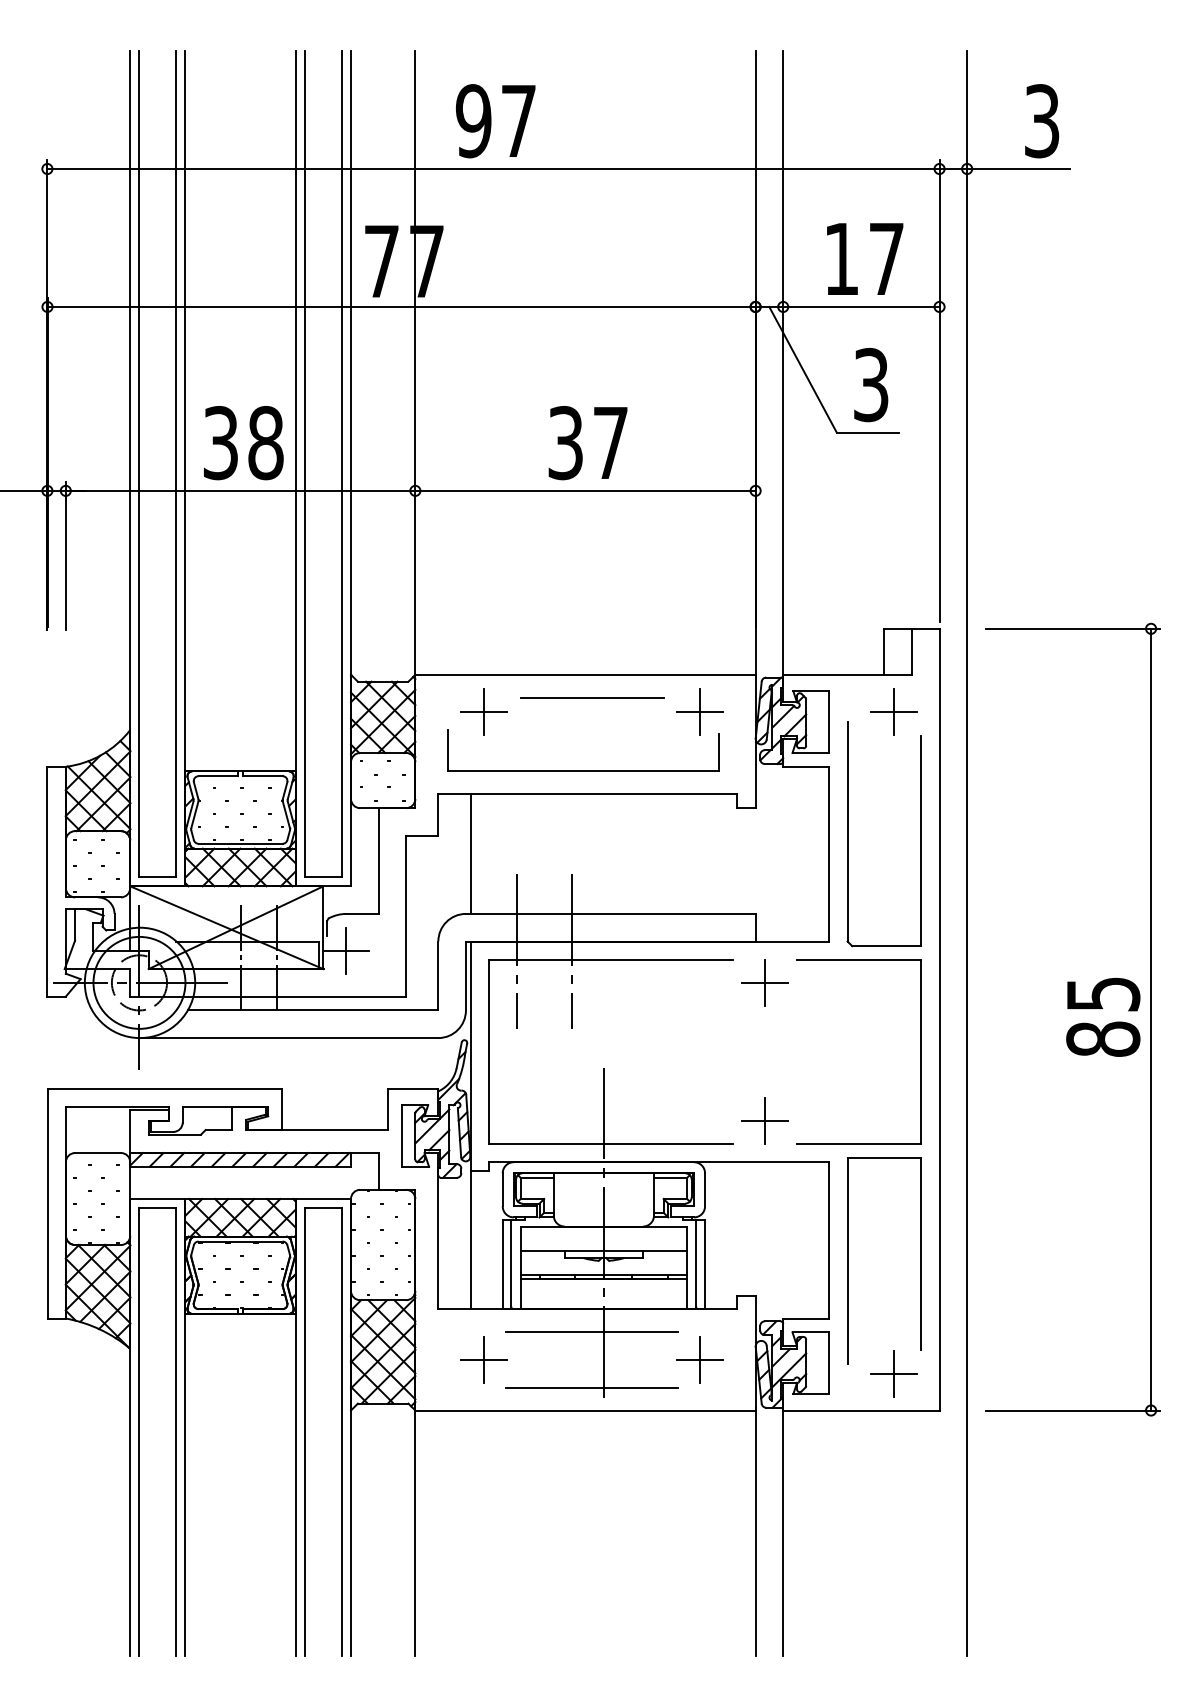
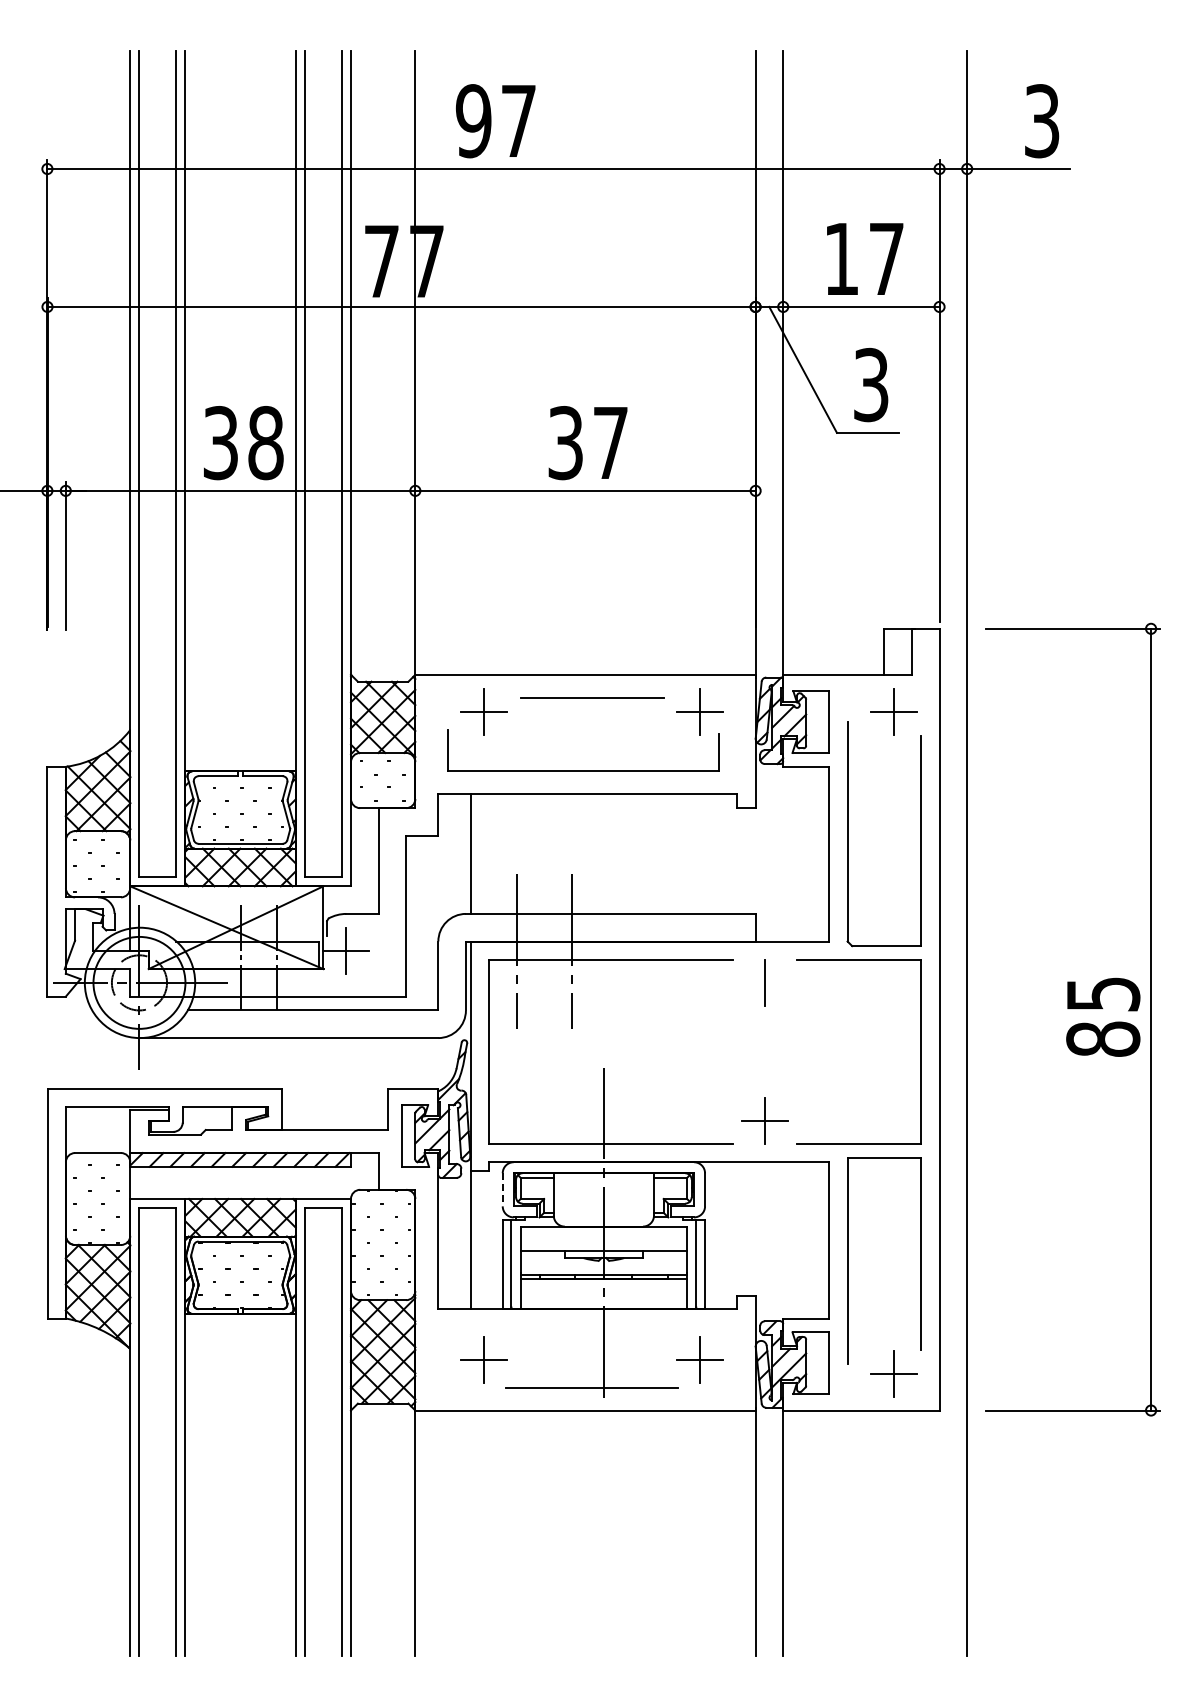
line: present -> none (764, 982)
line: solid -> dashed (502, 1189)
line: present -> none (592, 1332)
